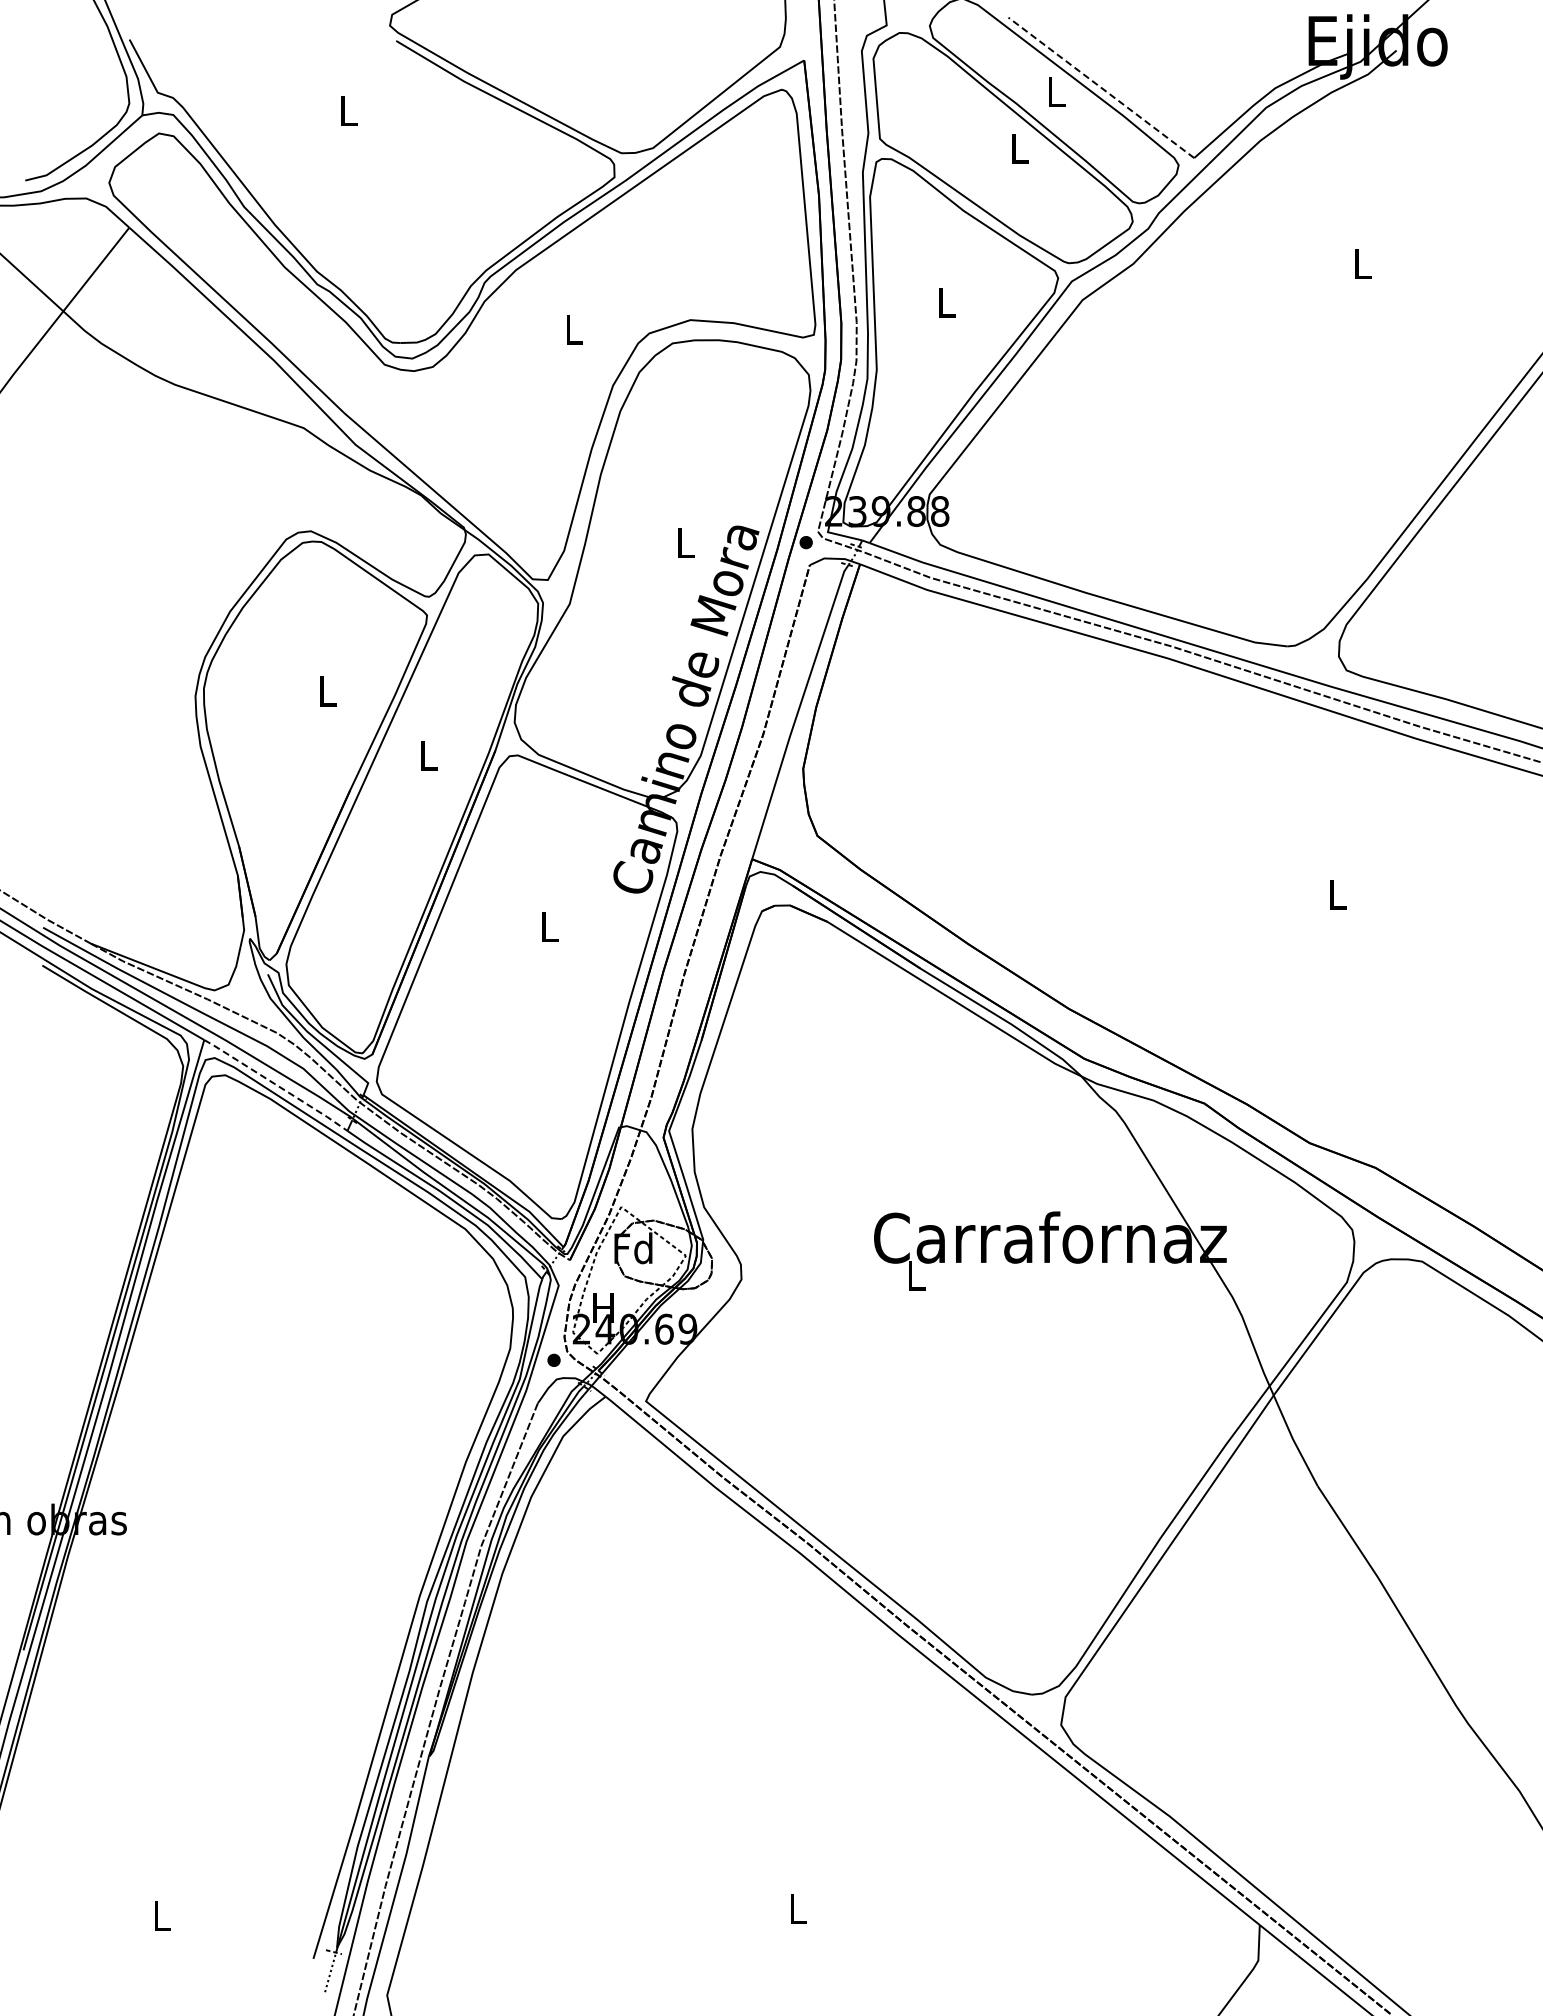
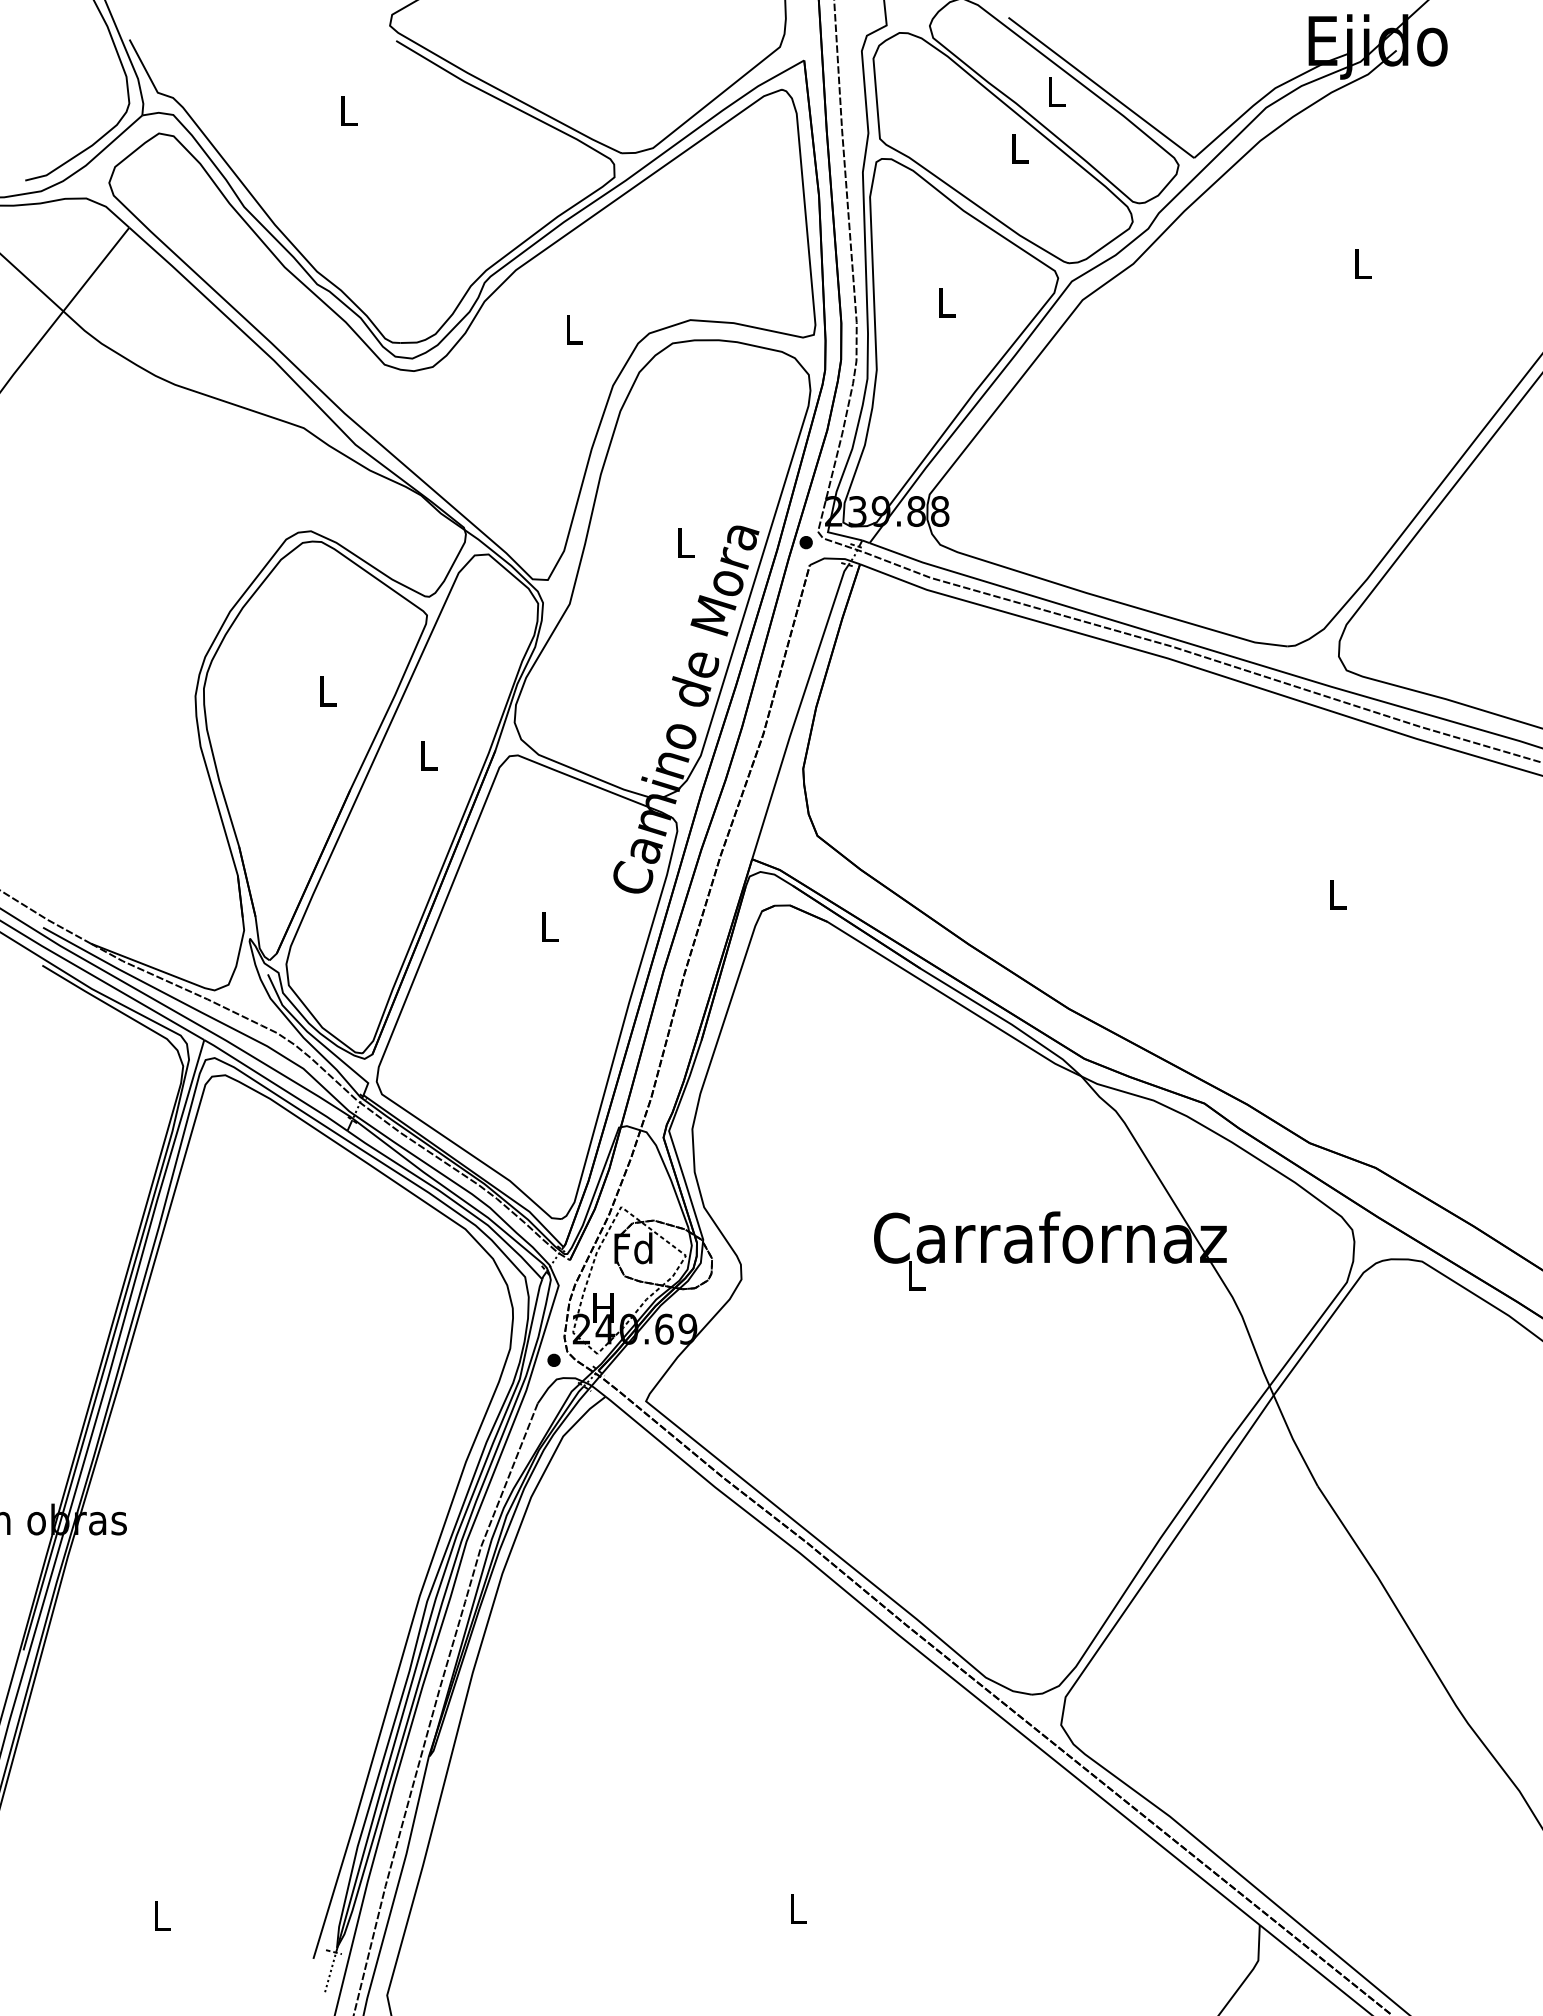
line: dashed -> solid (1100, 87)
line: dashed -> solid (276, 1084)
